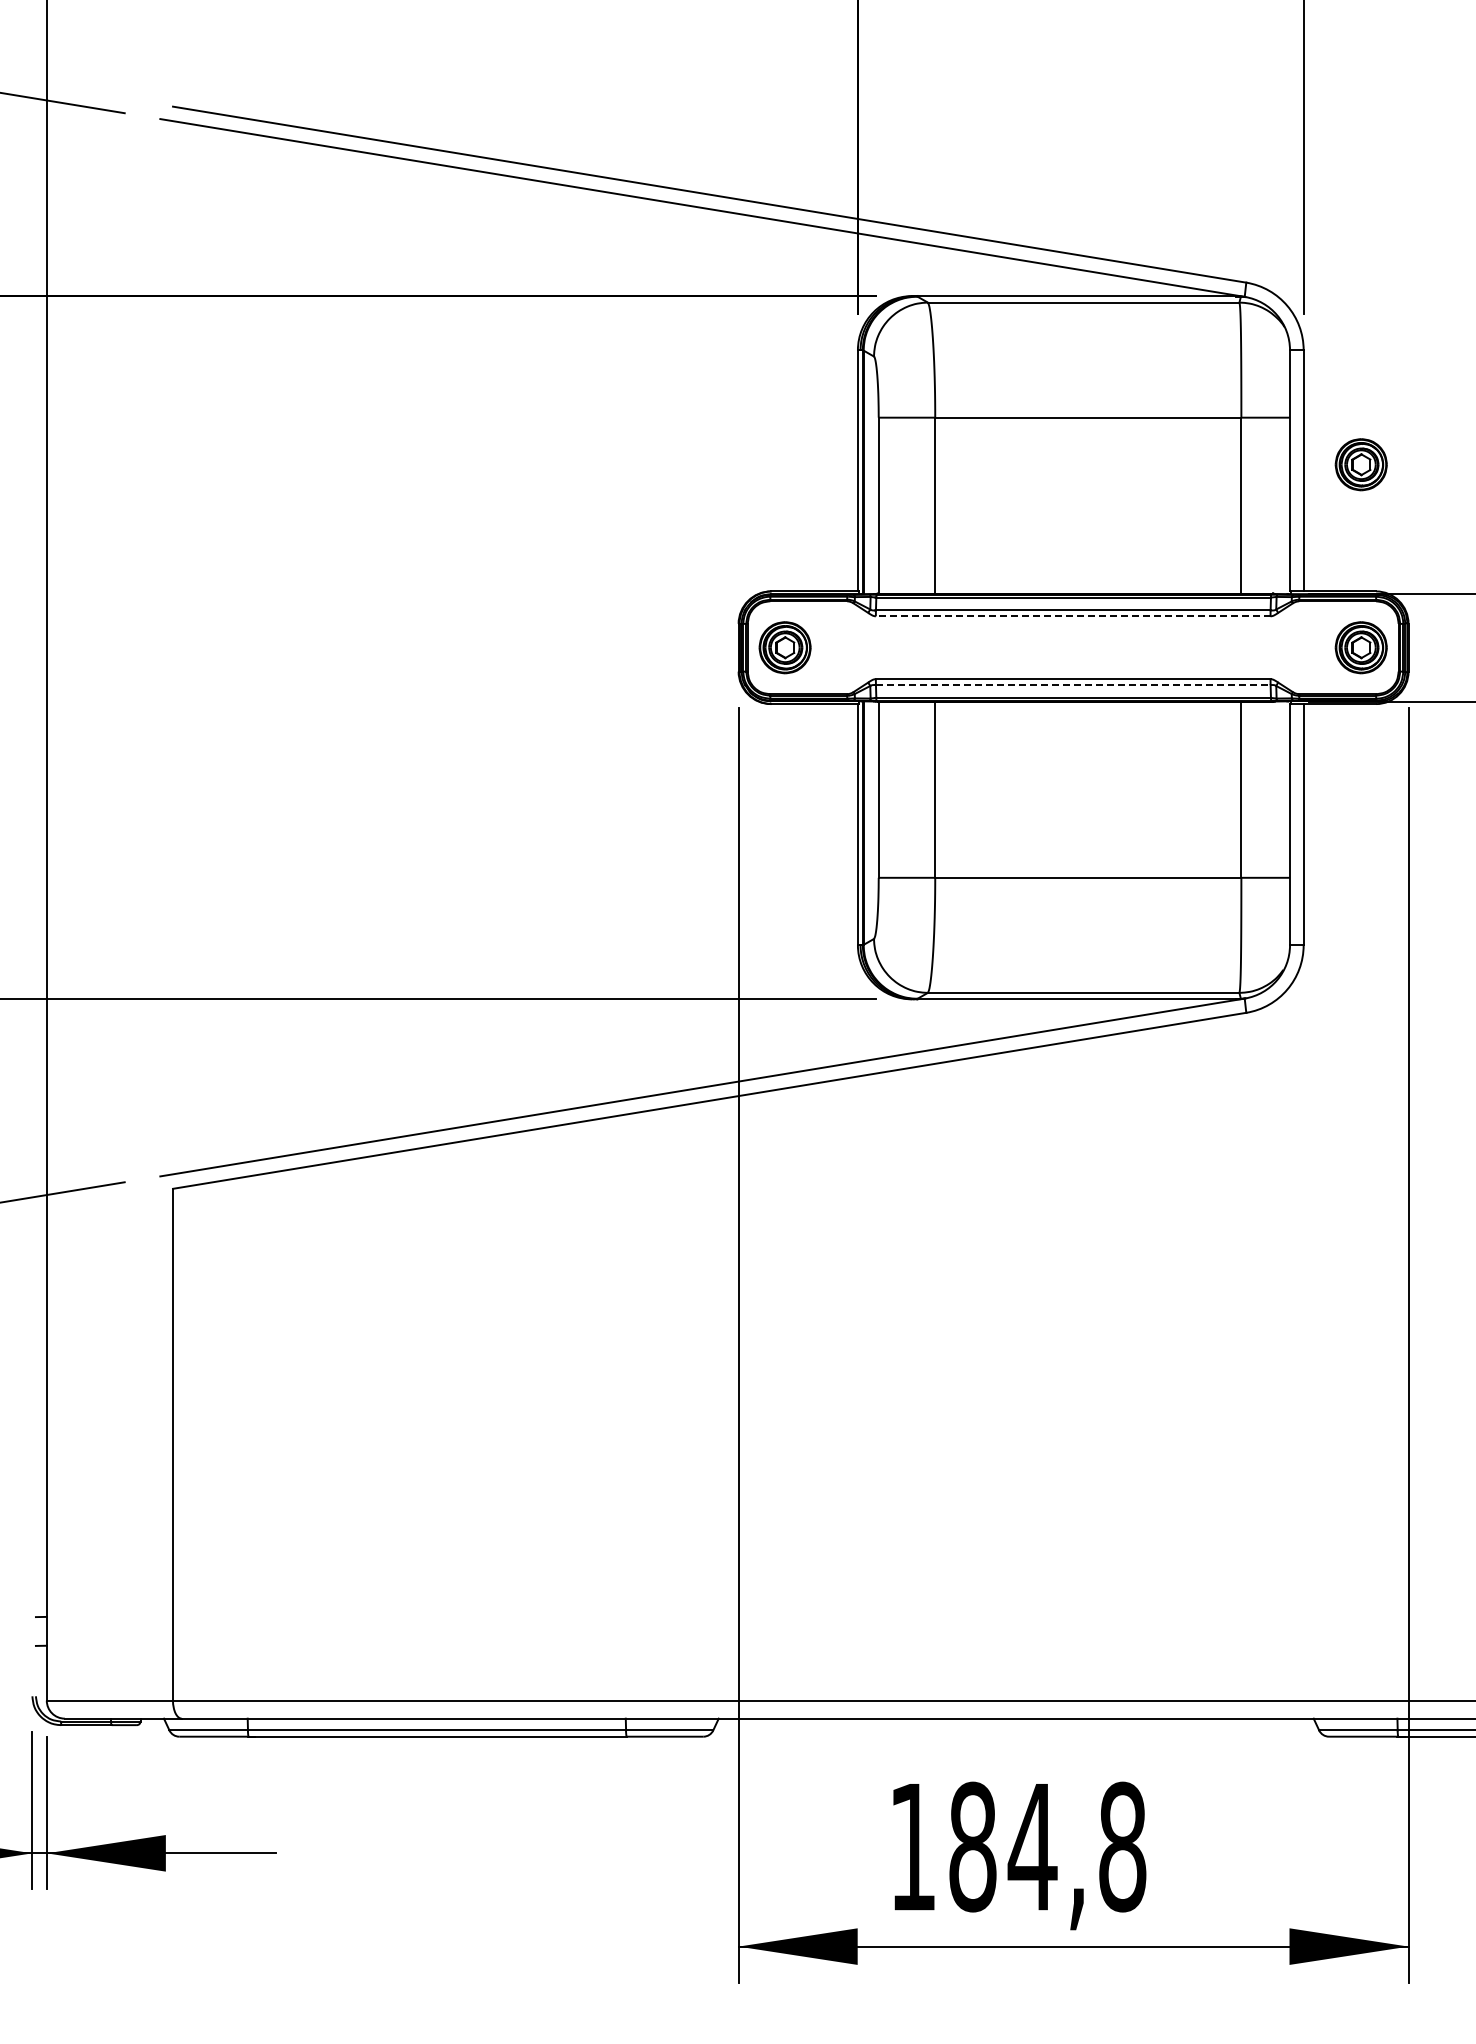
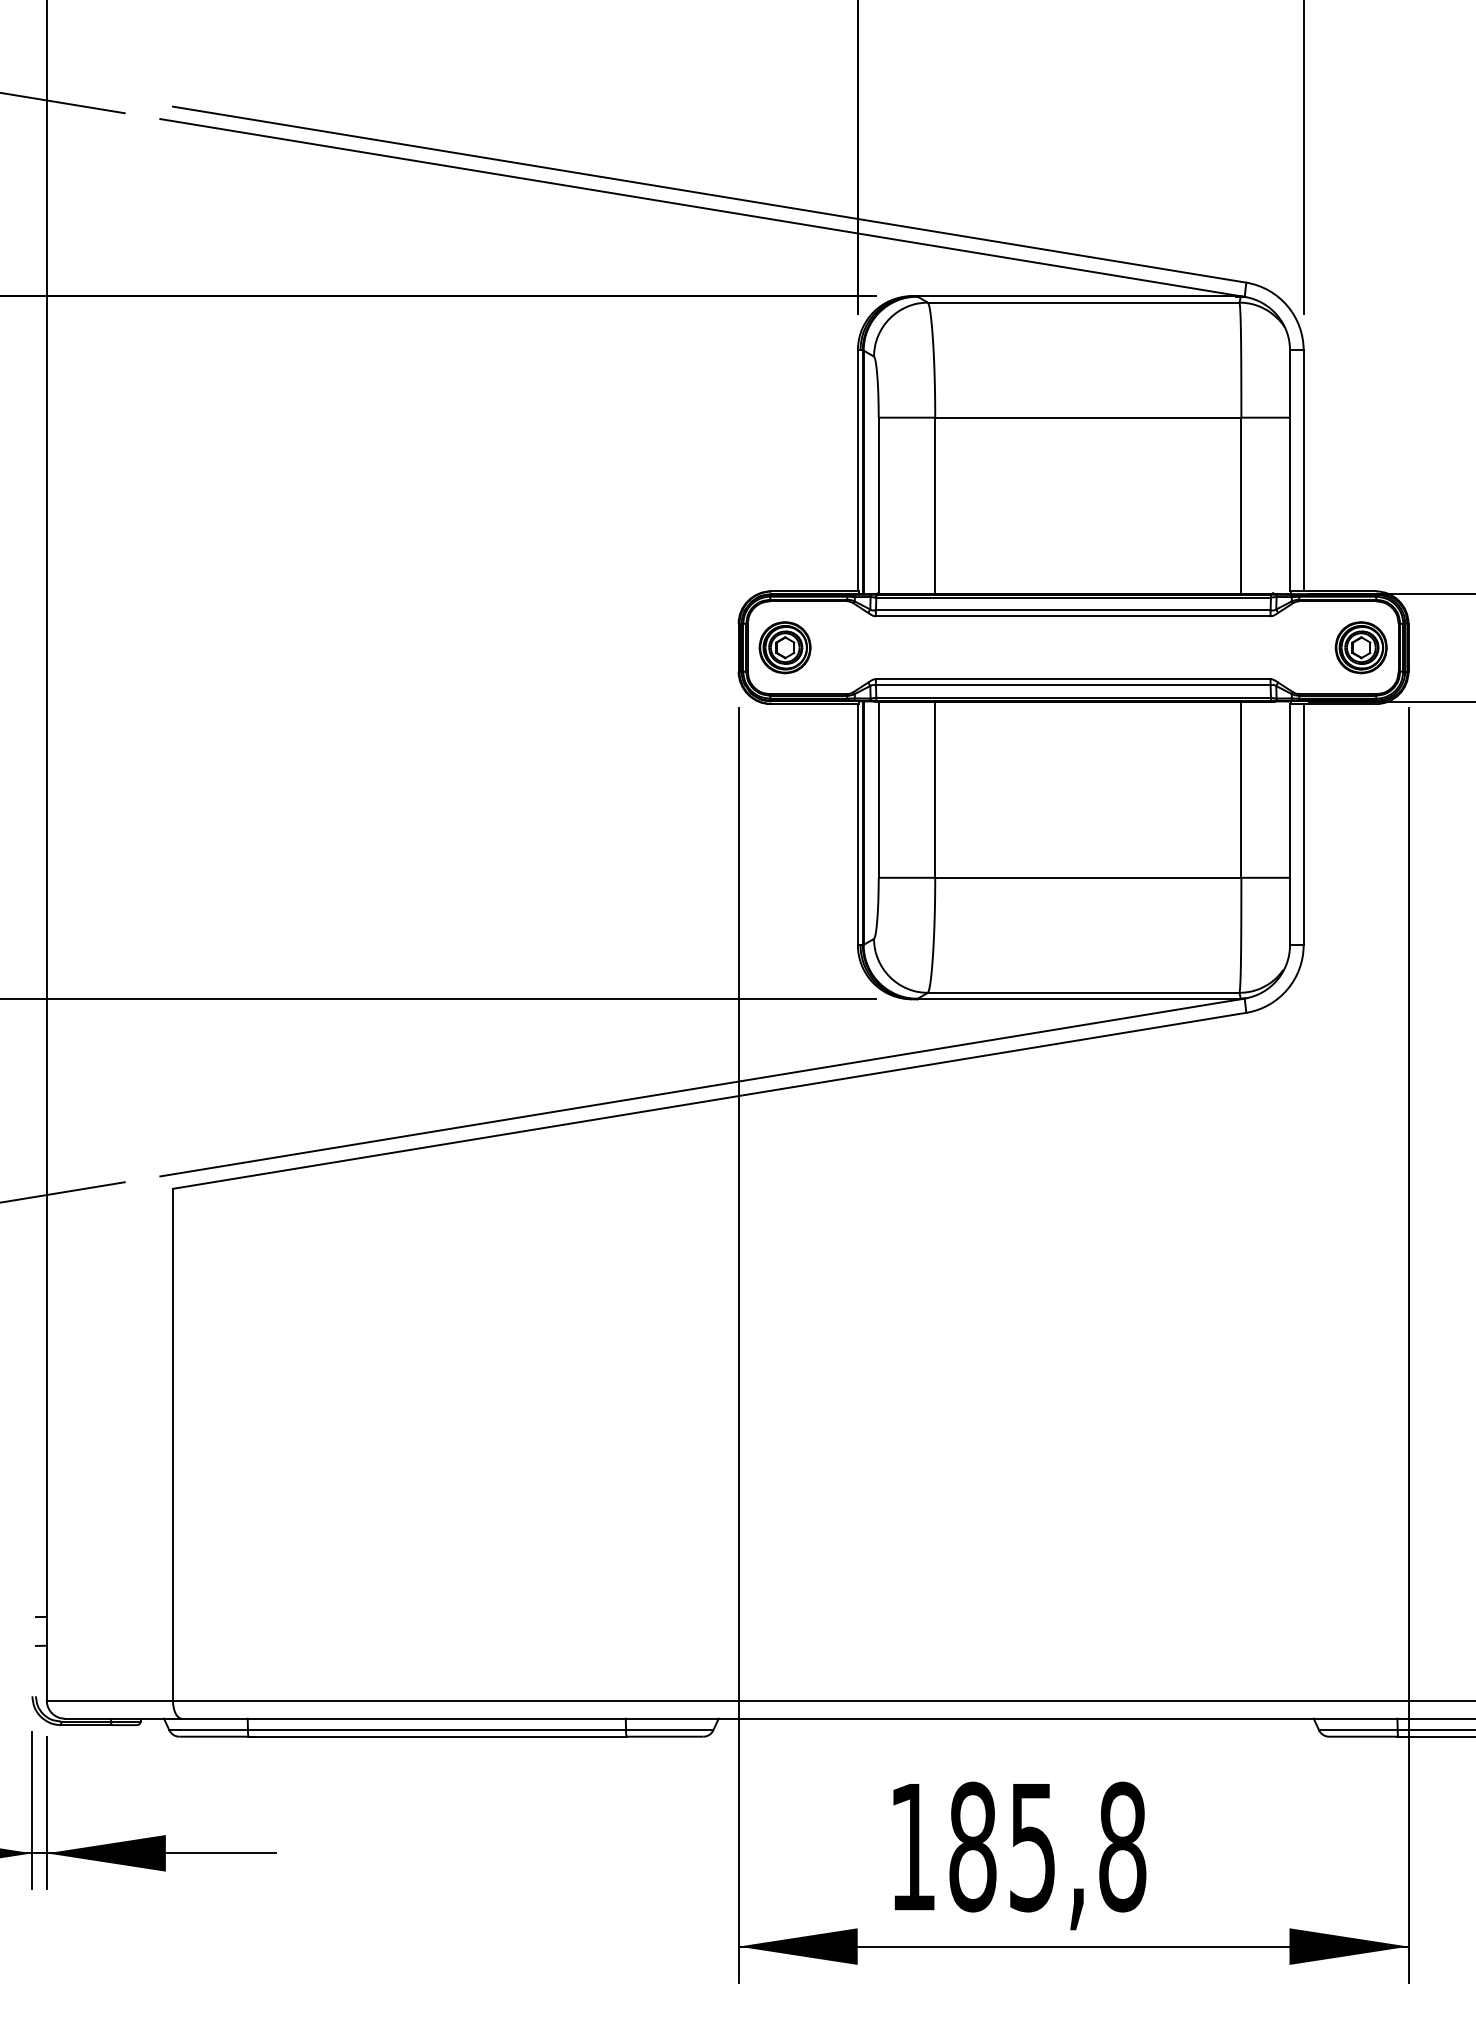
part: present -> none (1360, 464)
line: dashed -> solid (1072, 616)
line: dashed -> solid (1073, 685)
text: 184,8 -> 185,8 (1032, 1848)
